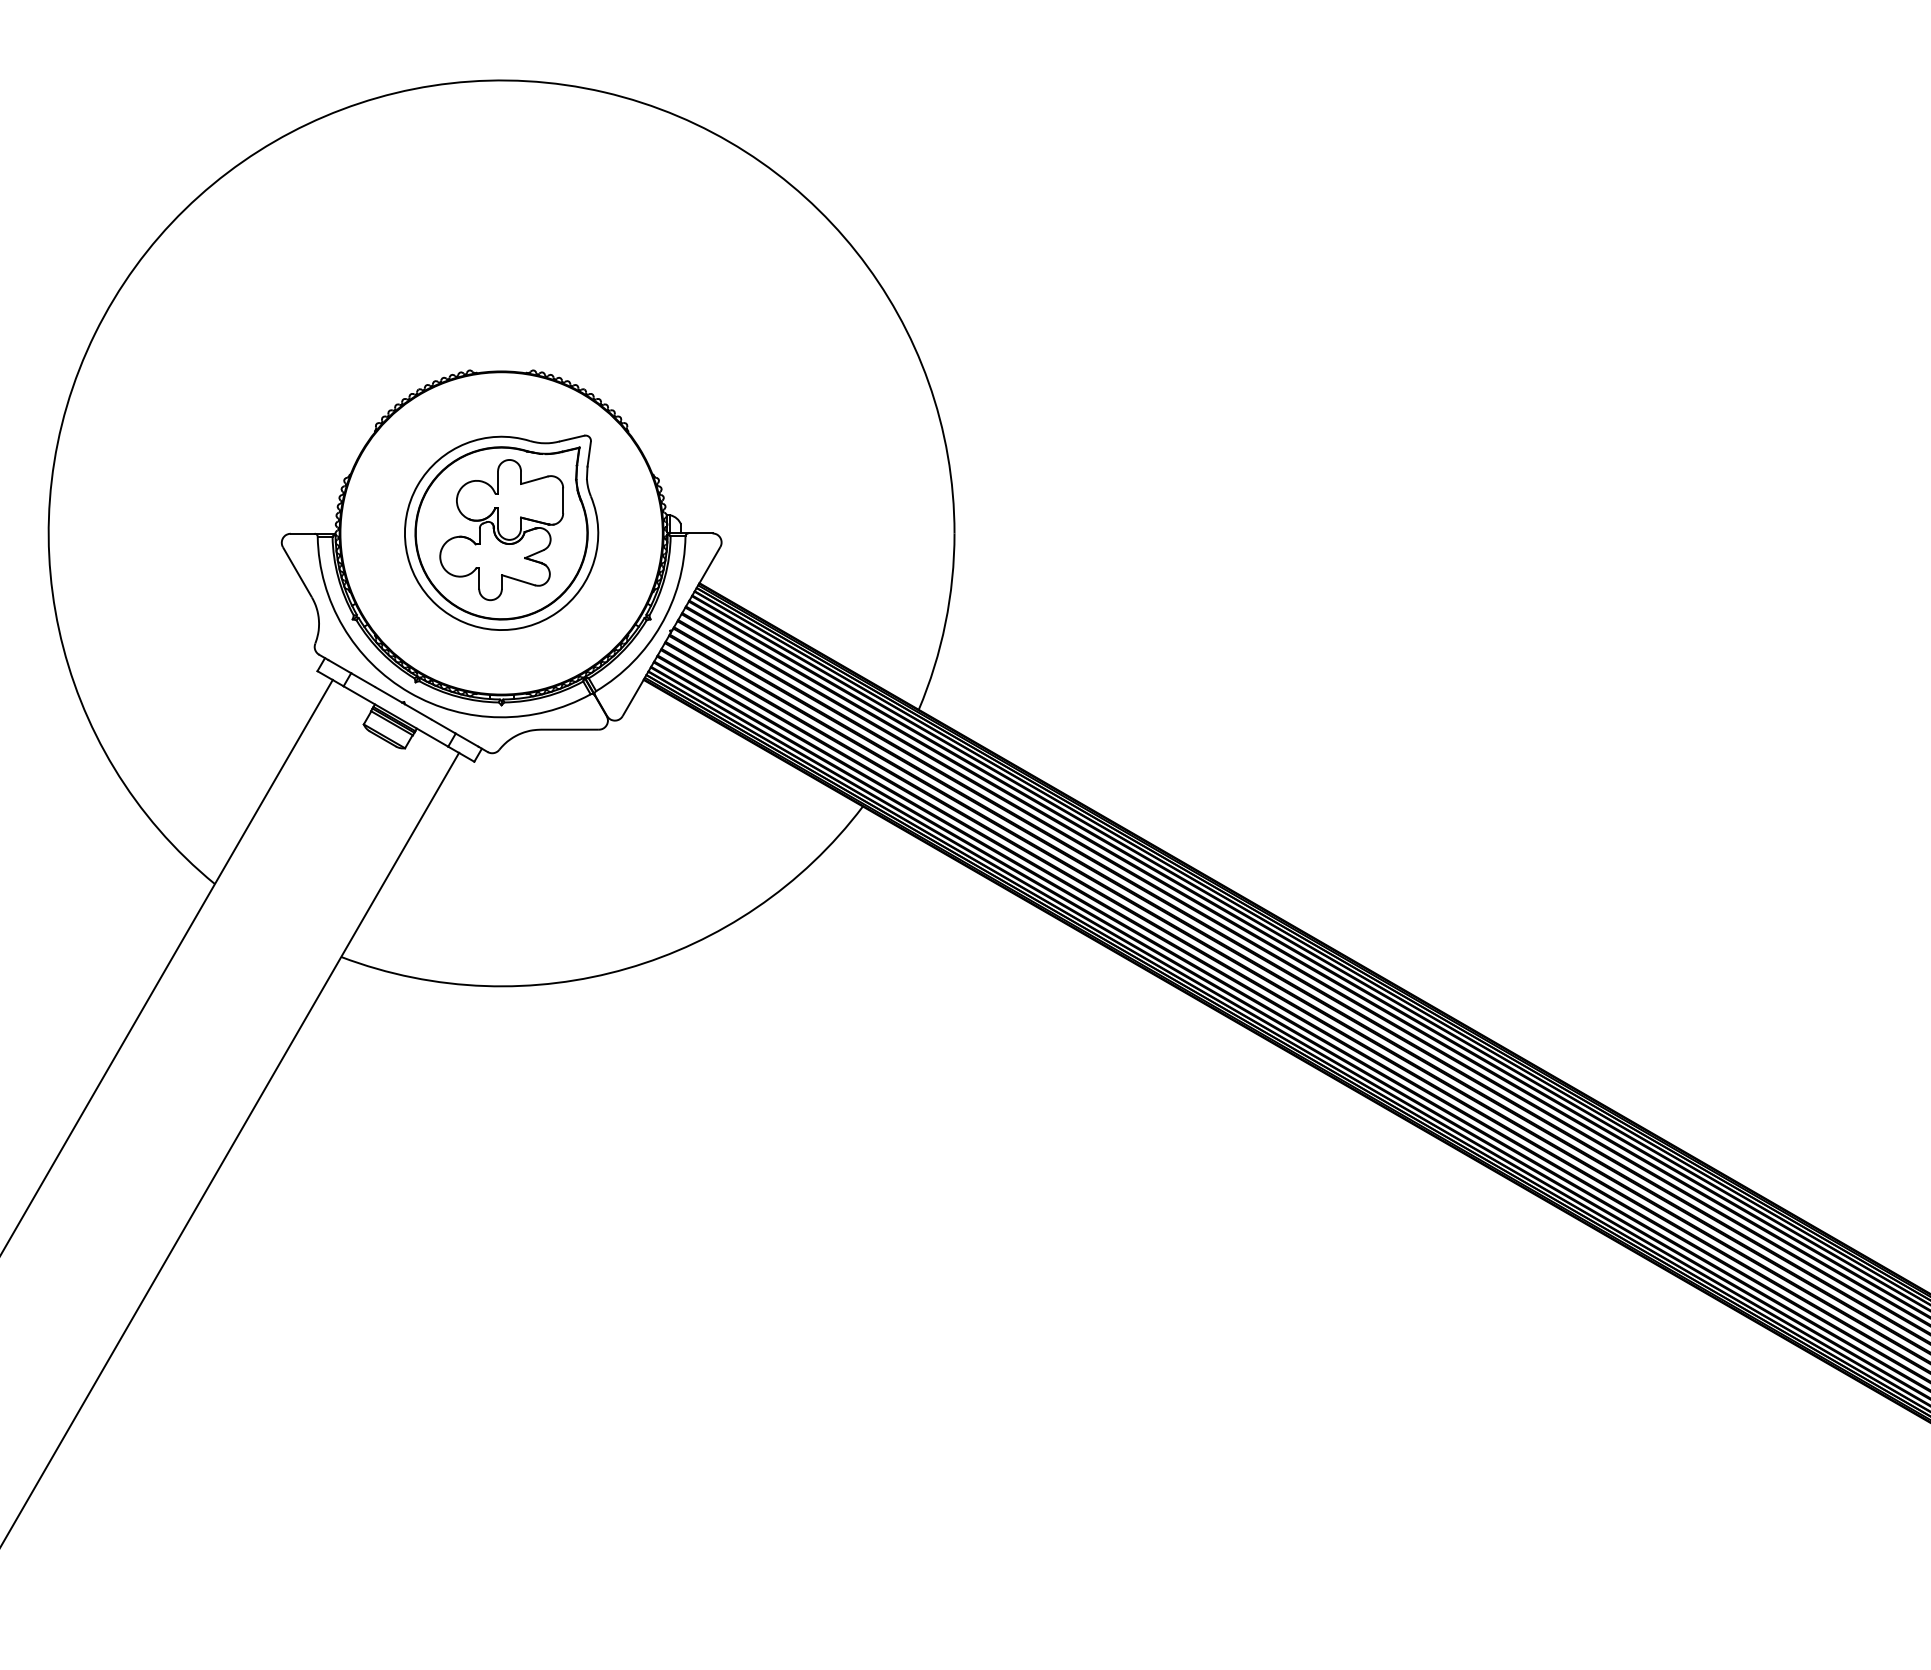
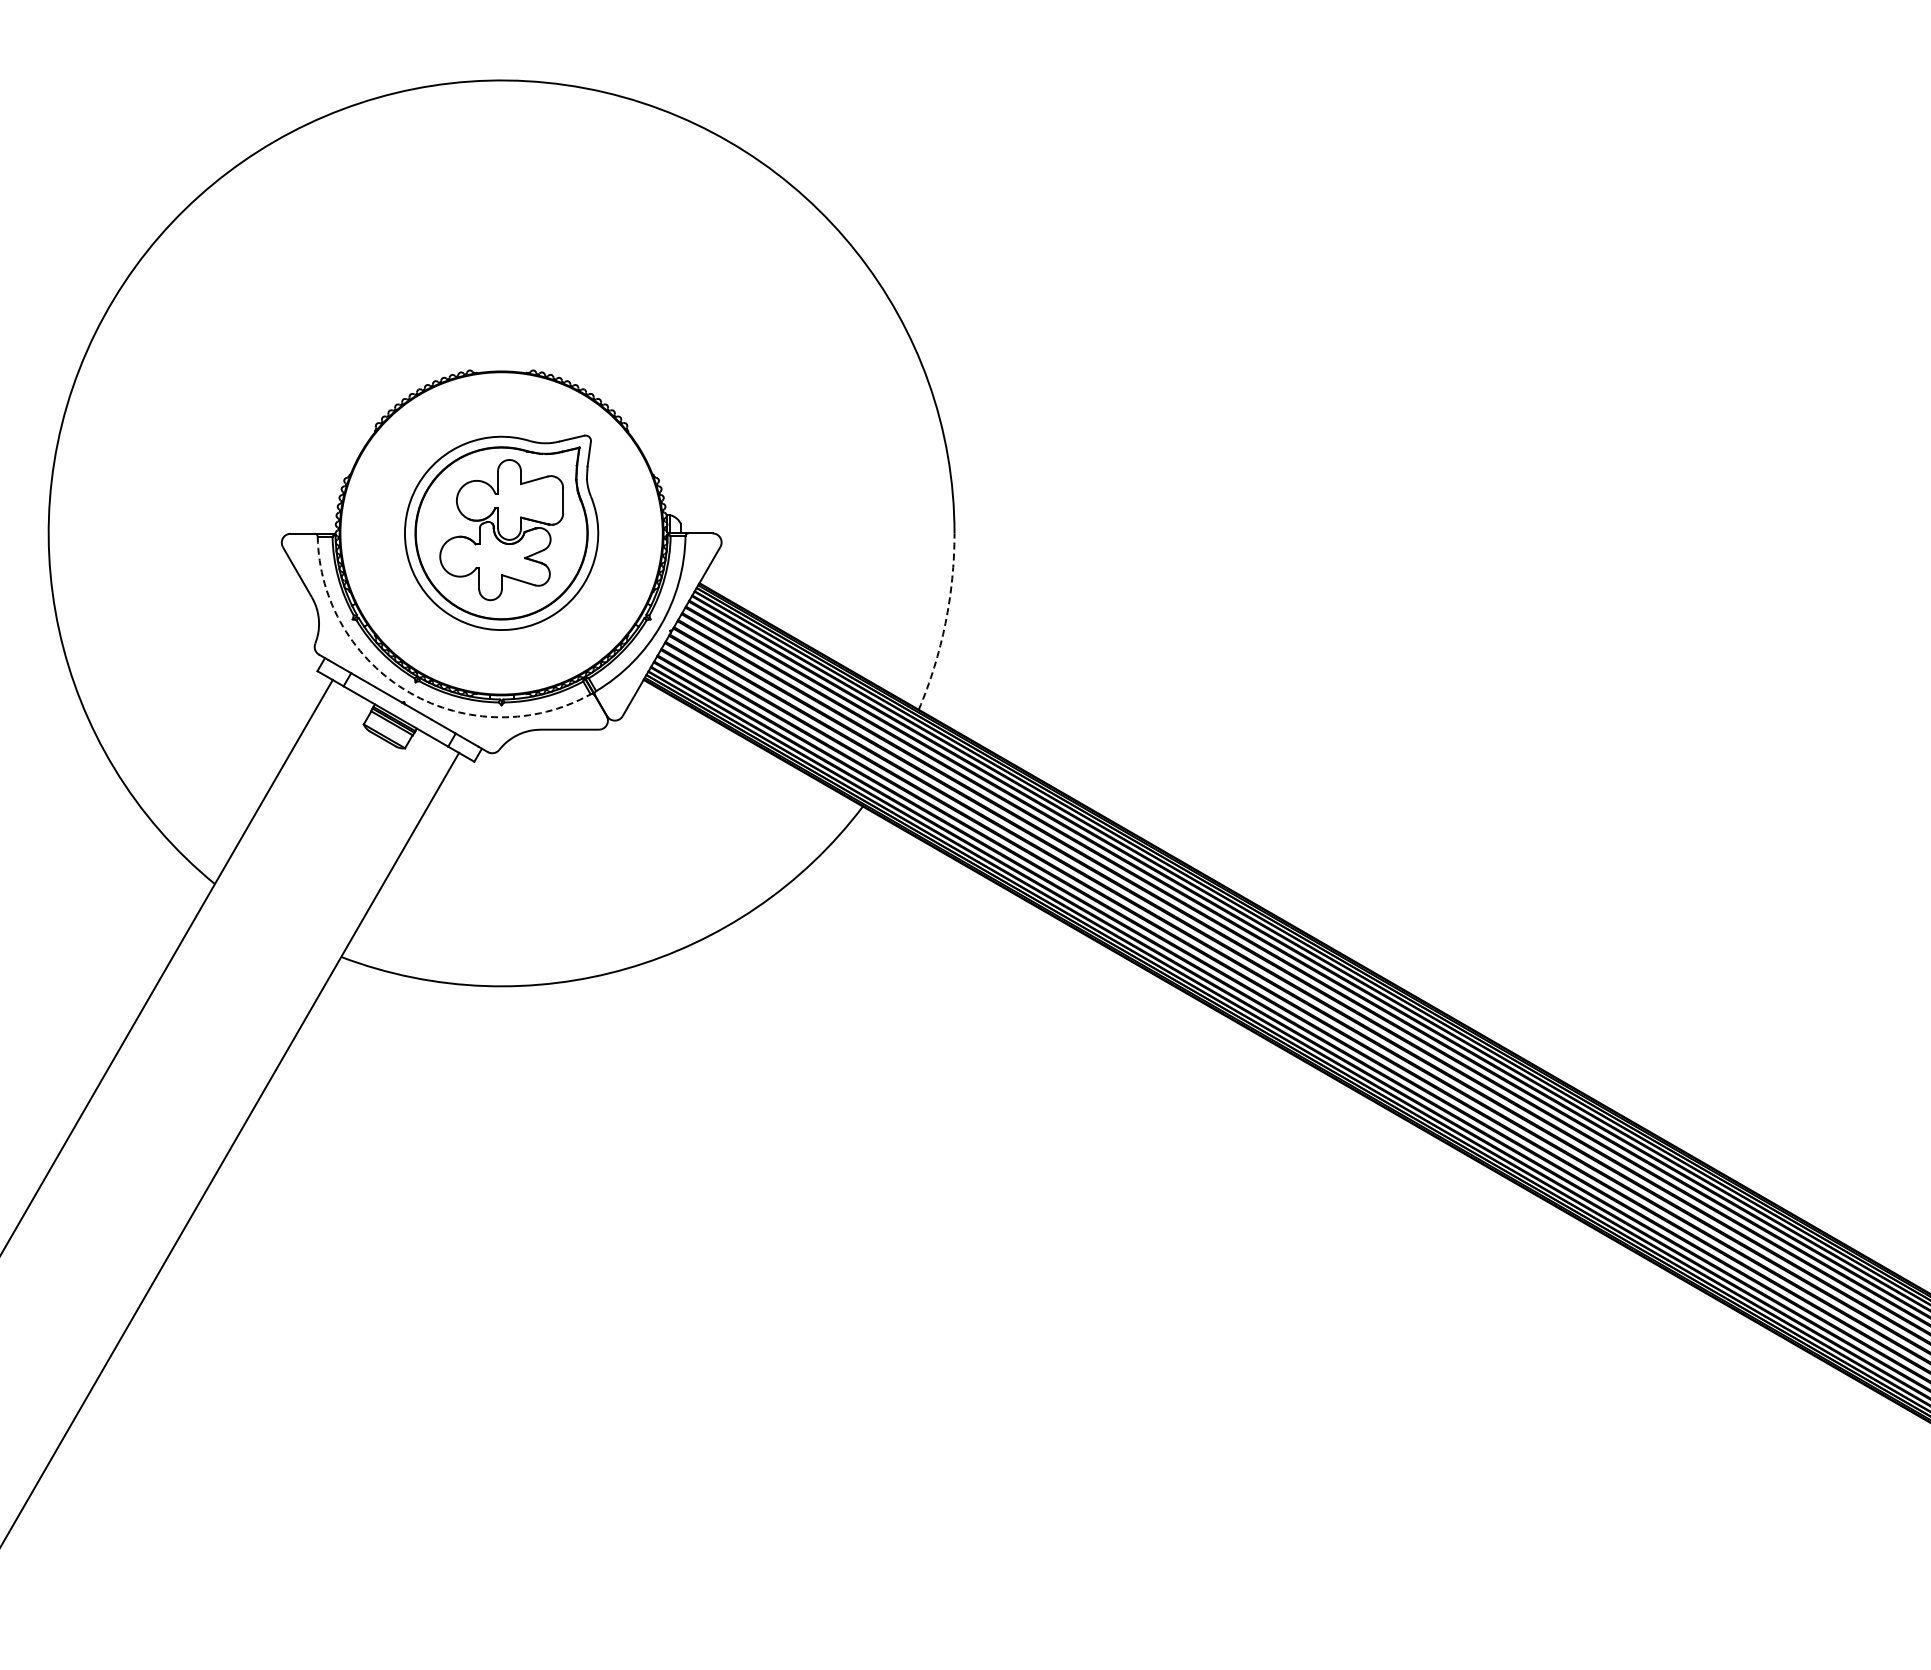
arc: solid -> dashed (945, 623)
arc: solid -> dashed (409, 692)
